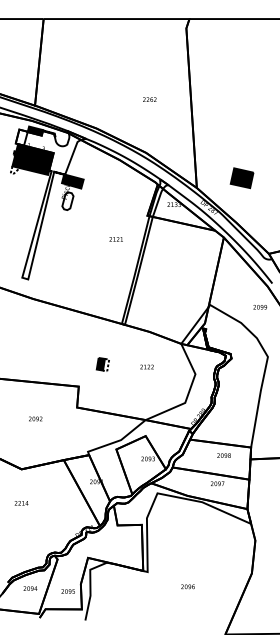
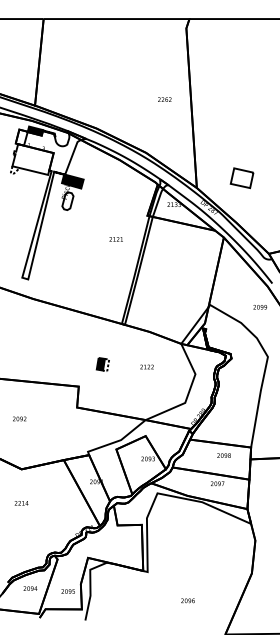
text position: (149, 99) -> (164, 99) (164, 99)
fill: present -> none (32, 159)
fill: present -> none (241, 178)
text position: (35, 418) -> (19, 418) (19, 418)
text position: (187, 586) -> (187, 600) (187, 600)
